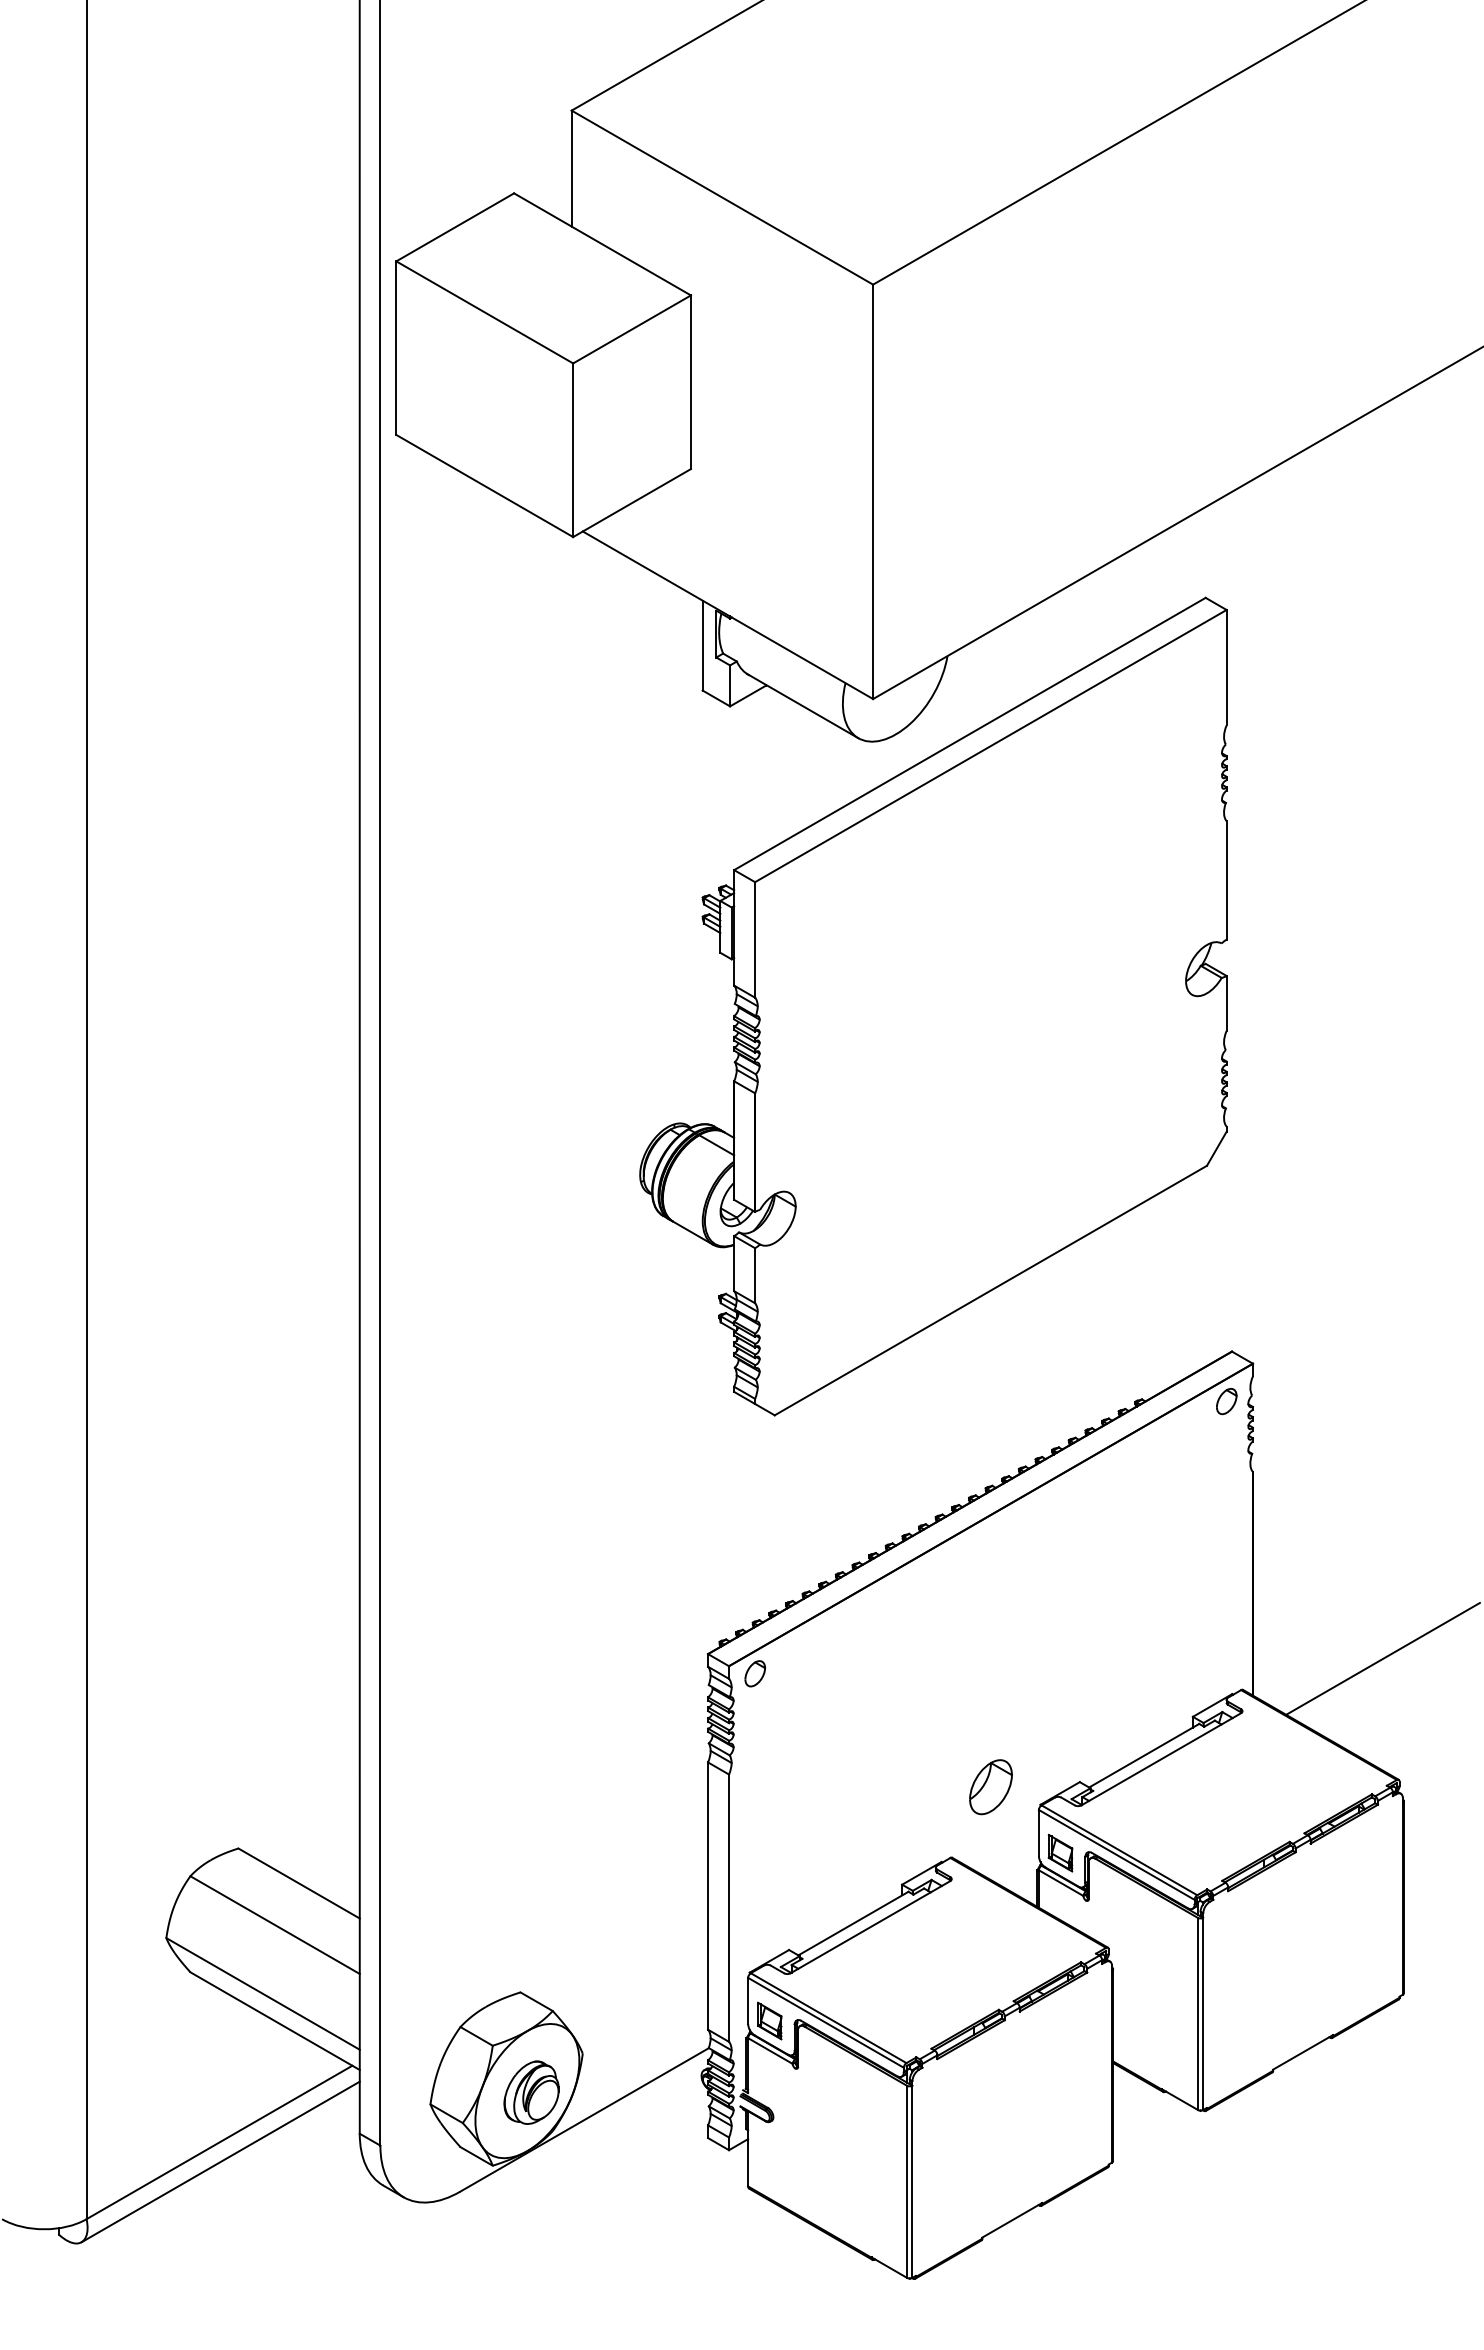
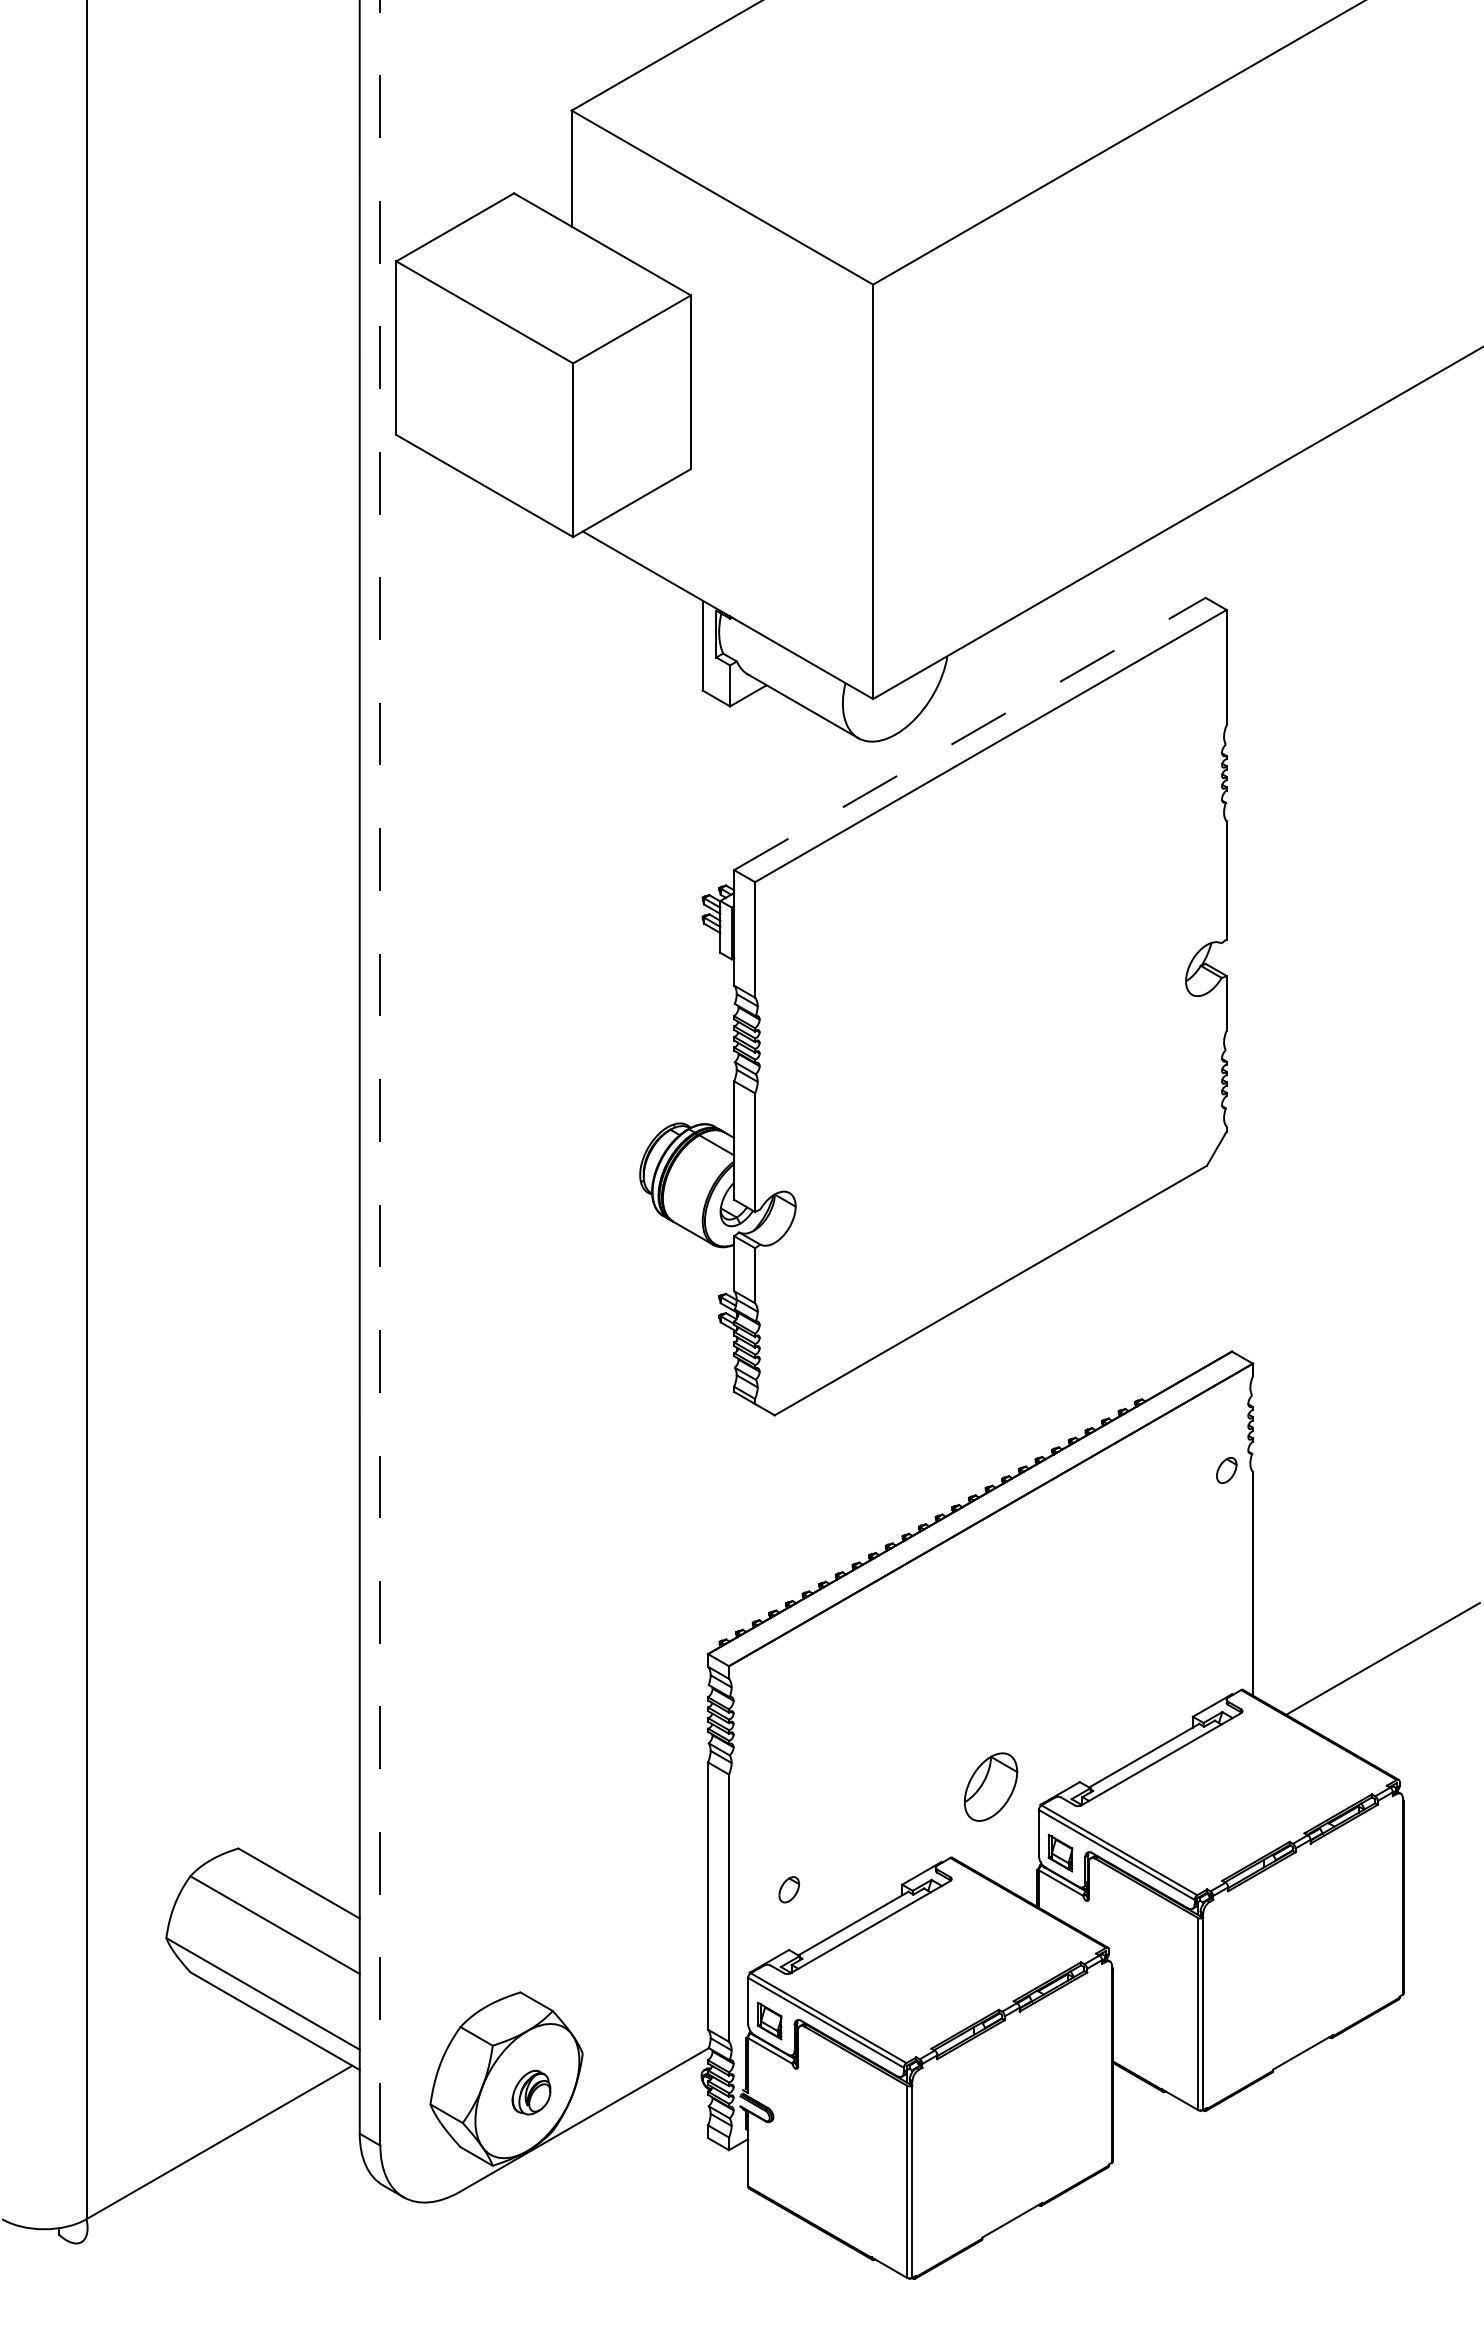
line: solid -> dashed (970, 733)
line: solid -> dashed (380, 1072)
part position: (1226, 1401) -> (1226, 1470) (1226, 1470)
part position: (755, 1673) -> (789, 1889) (789, 1889)
part size: 44x57 px -> 56x70 px (990, 1786)
part size: 57x65 px -> 41x47 px (531, 2092)
line: present -> none (220, 2161)
